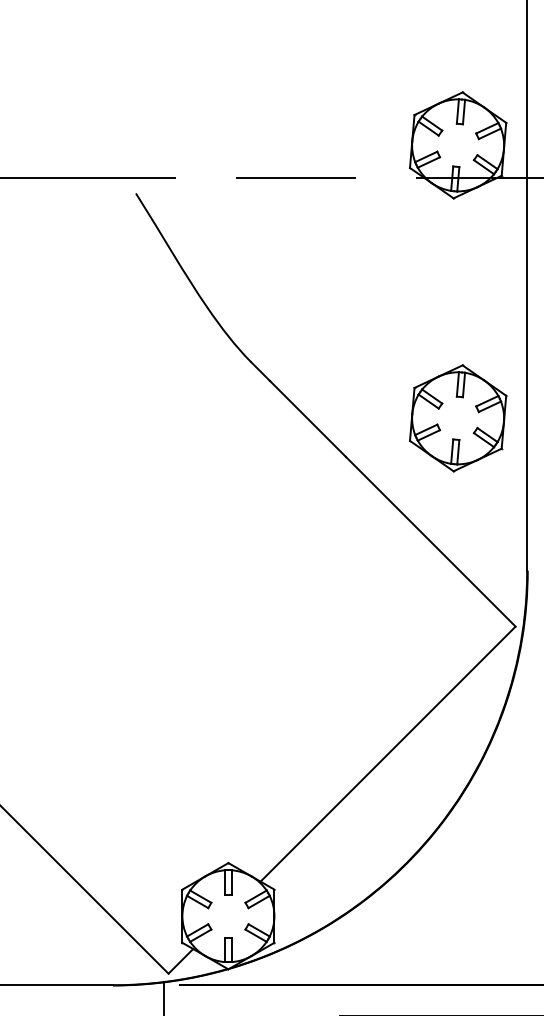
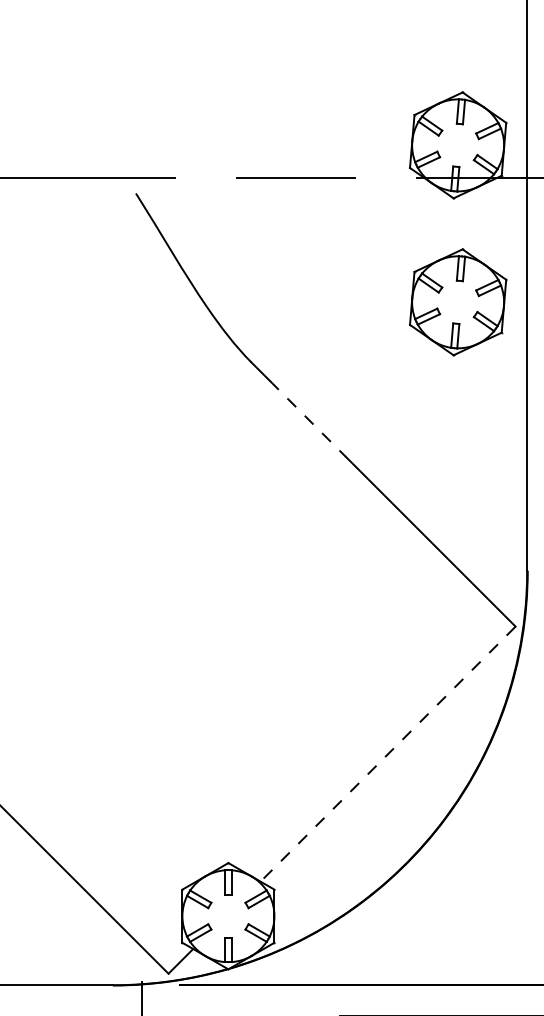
line: solid -> dashed (307, 418)
part position: (458, 418) -> (458, 302) (458, 302)
line: solid -> dashed (387, 754)
line position: (164, 997) -> (142, 997) (142, 997)
